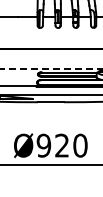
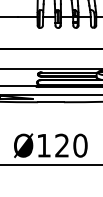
line: dashed -> solid (51, 68)
text: Ø920 -> Ø120 (43, 145)
